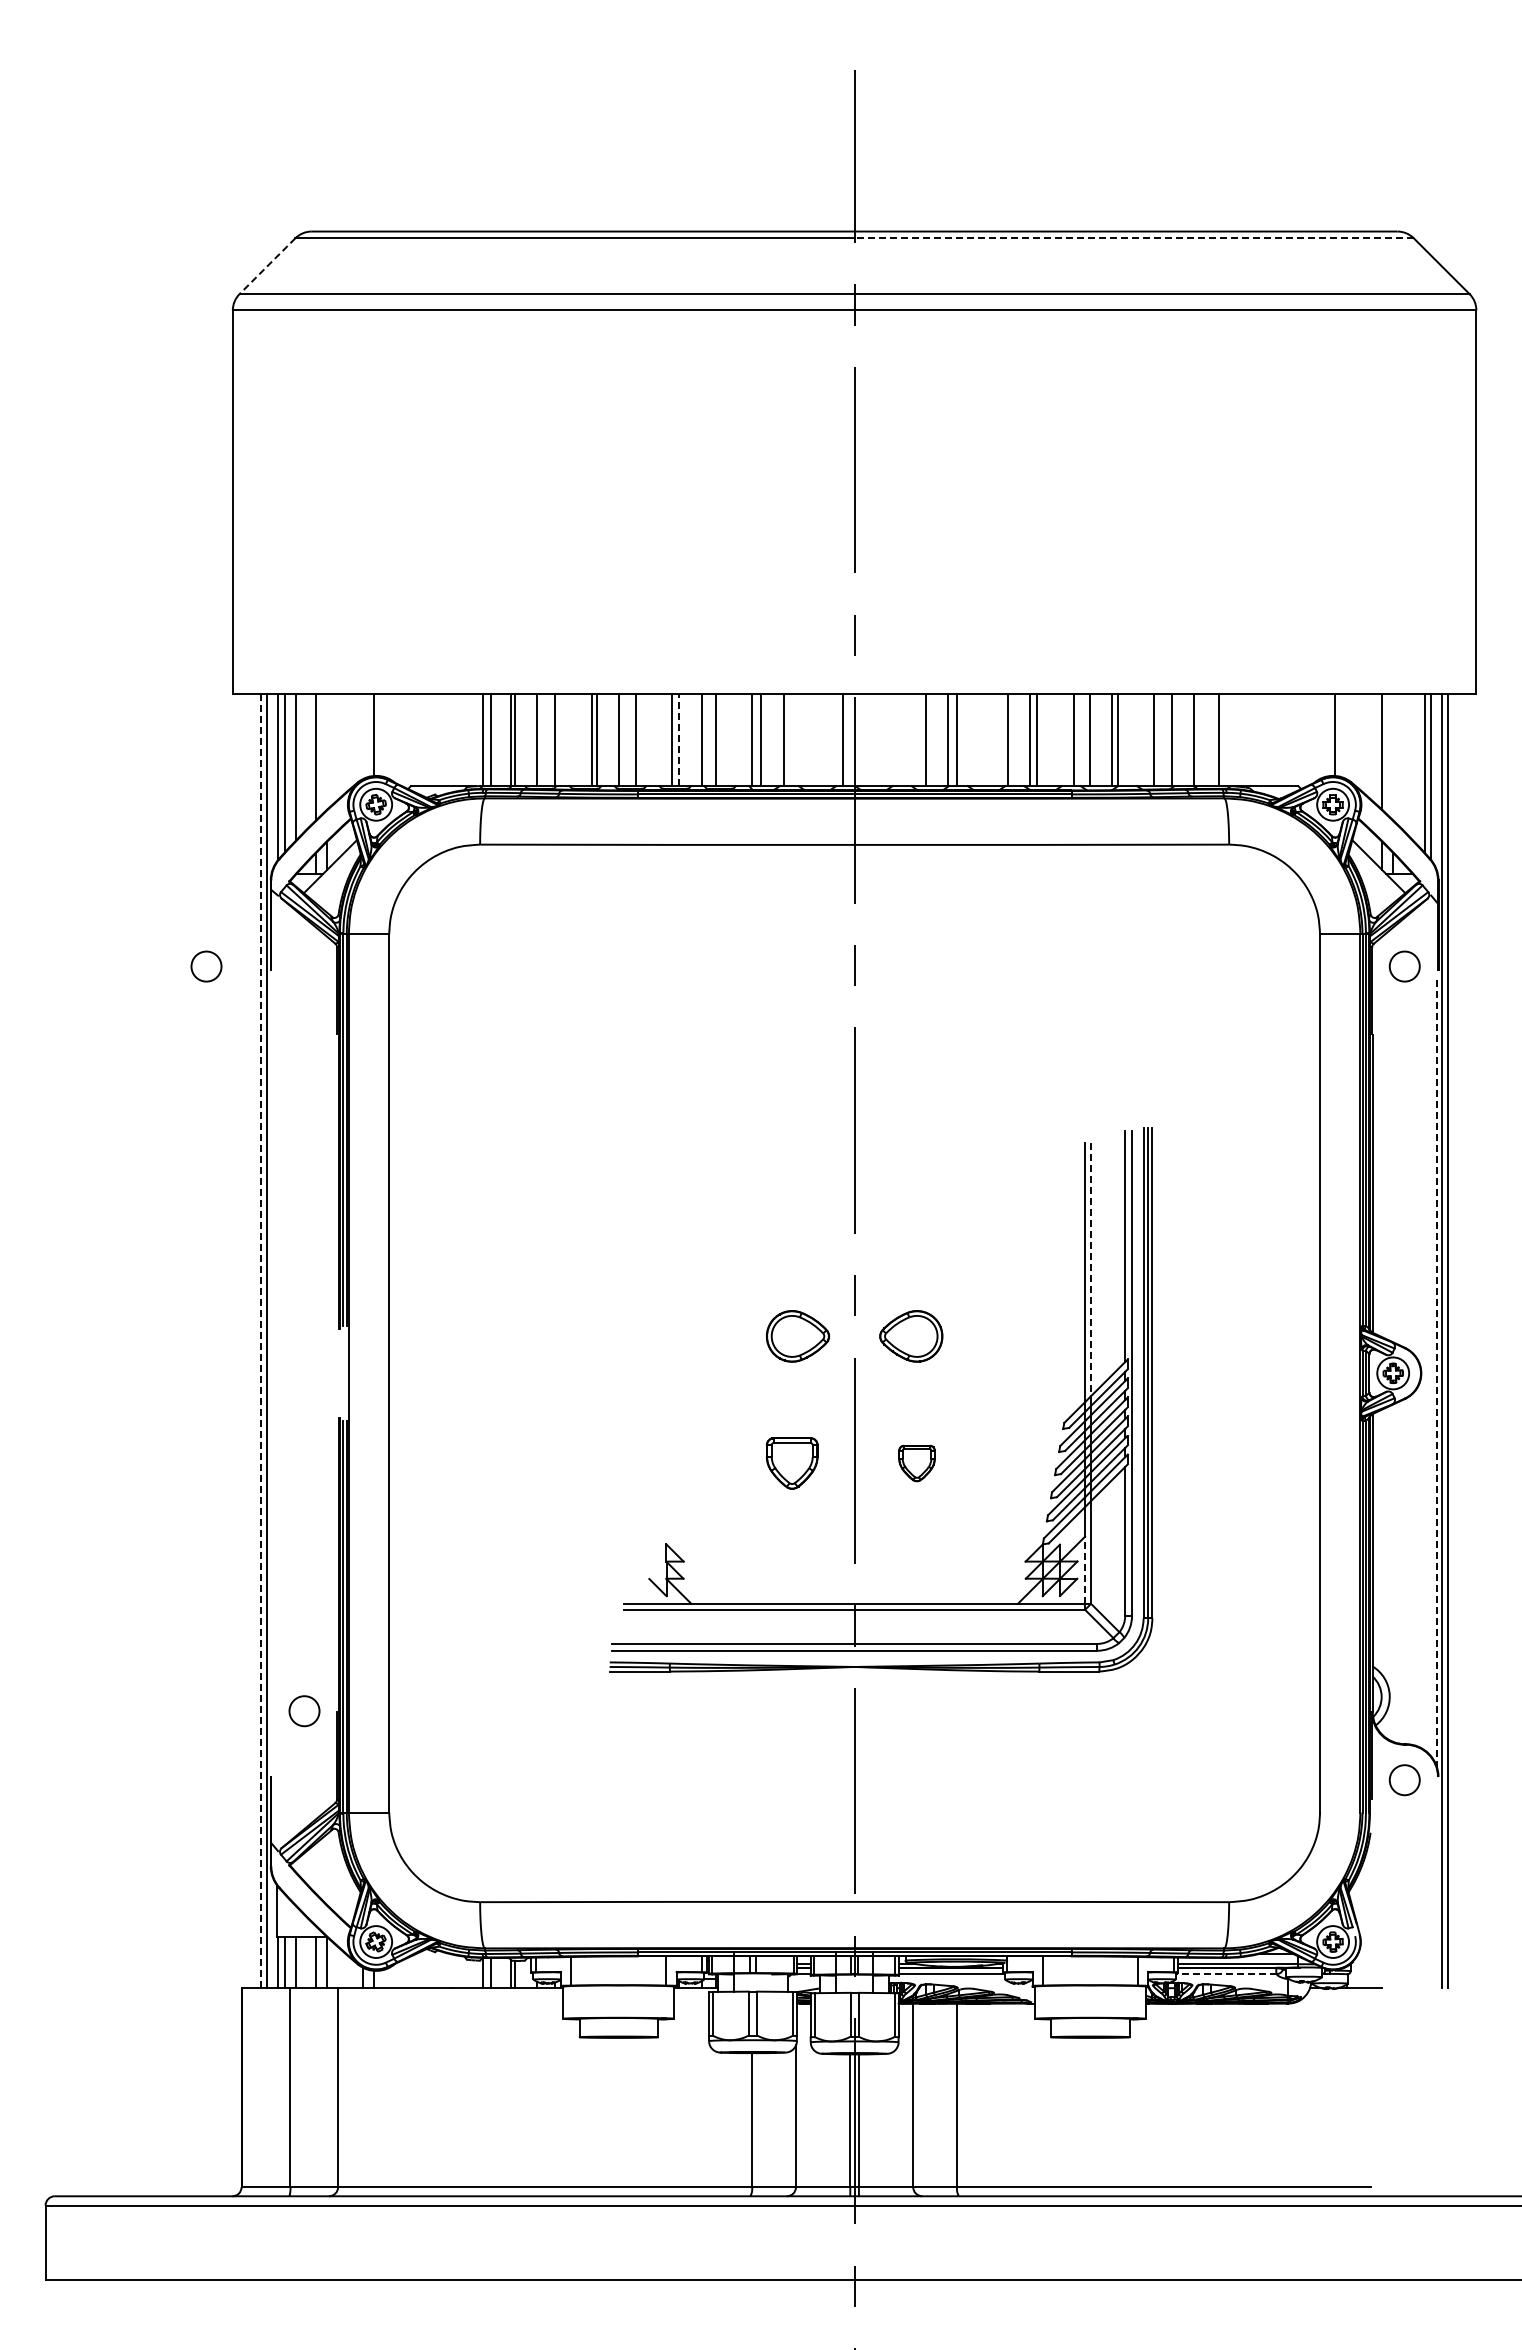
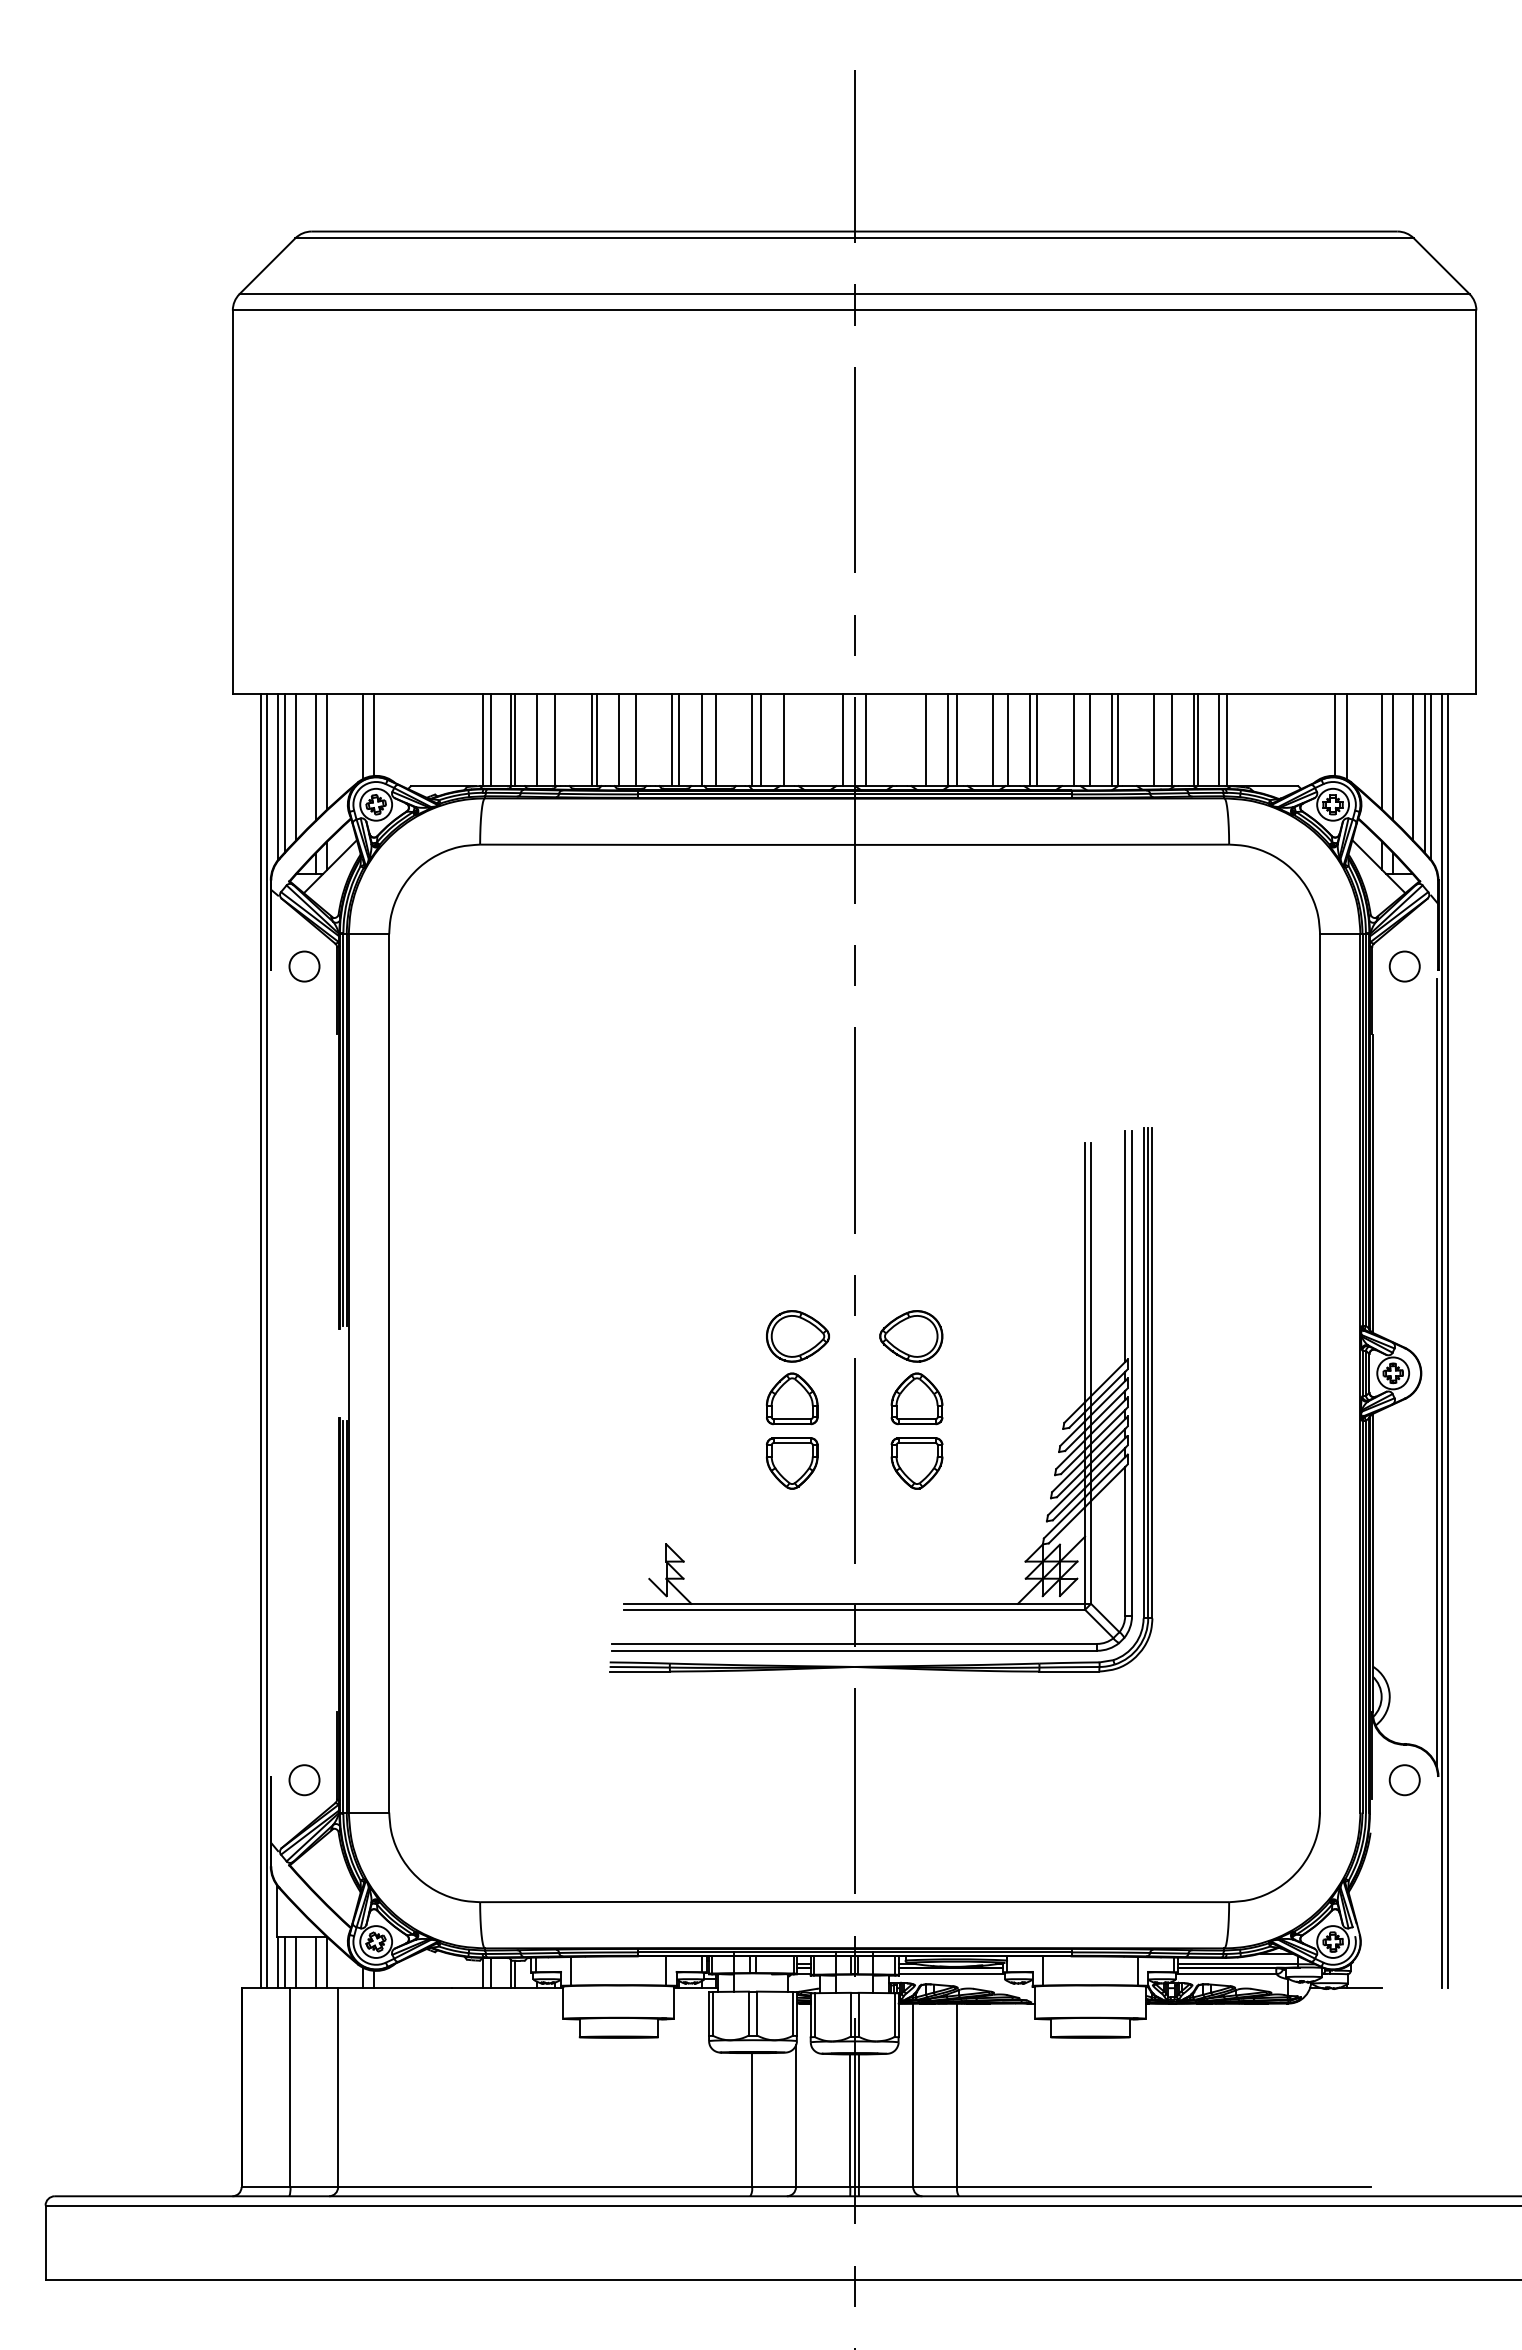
line: dashed -> solid (1134, 238)
line: dashed -> solid (267, 266)
line: none -> present (362, 736)
line: none -> present (1346, 736)
line: dashed -> solid (679, 739)
line: none -> present (865, 739)
line: none -> present (993, 739)
line: none -> present (1197, 739)
line: none -> present (1226, 739)
line: none -> present (326, 751)
line: none -> present (1393, 756)
line: none -> present (1413, 766)
circle position: (206, 966) -> (304, 966) (304, 966)
line: dashed -> solid (1091, 1269)
line: dashed -> solid (261, 1341)
line: dashed -> solid (1437, 1372)
part: none -> present (792, 1398)
part: none -> present (916, 1398)
part size: 38x39 px -> 54x53 px (916, 1463)
line: dashed -> solid (1085, 1570)
circle position: (304, 1711) -> (304, 1780) (304, 1780)
line: dashed -> solid (1225, 1974)
